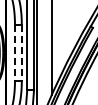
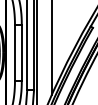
line: dashed -> solid (14, 53)
line: dashed -> solid (21, 53)
